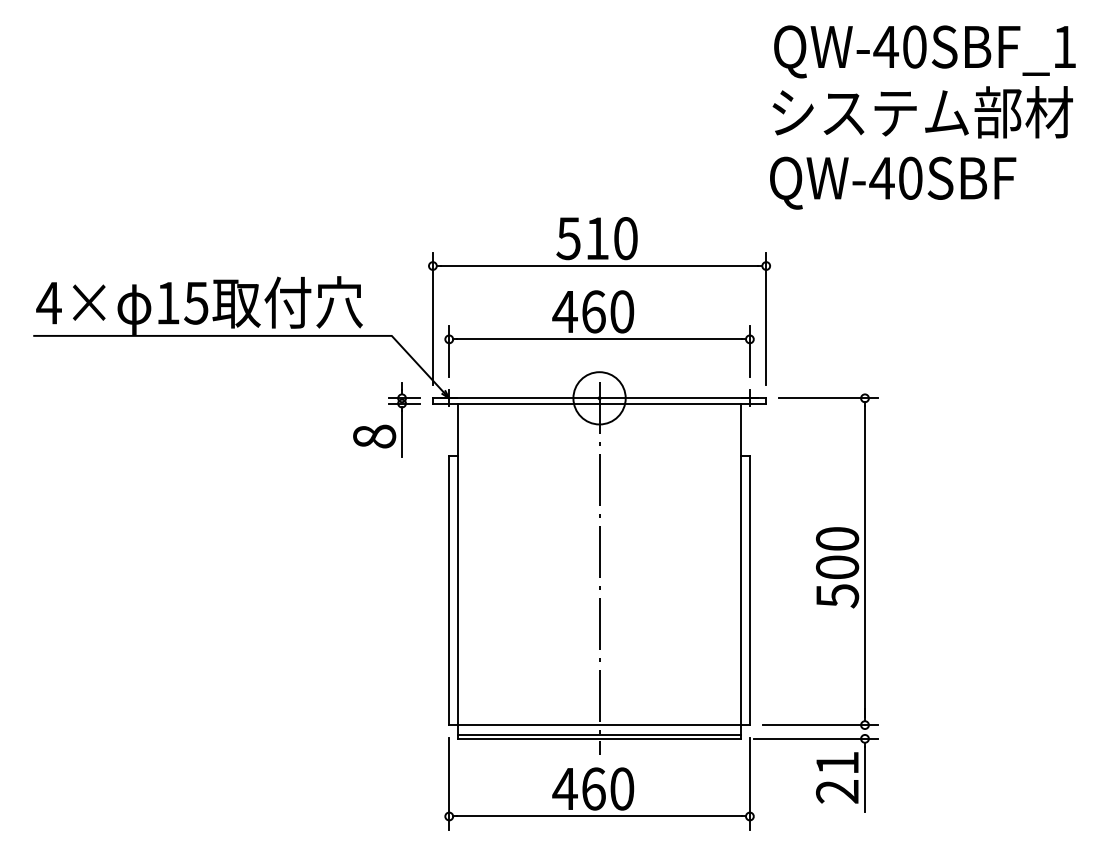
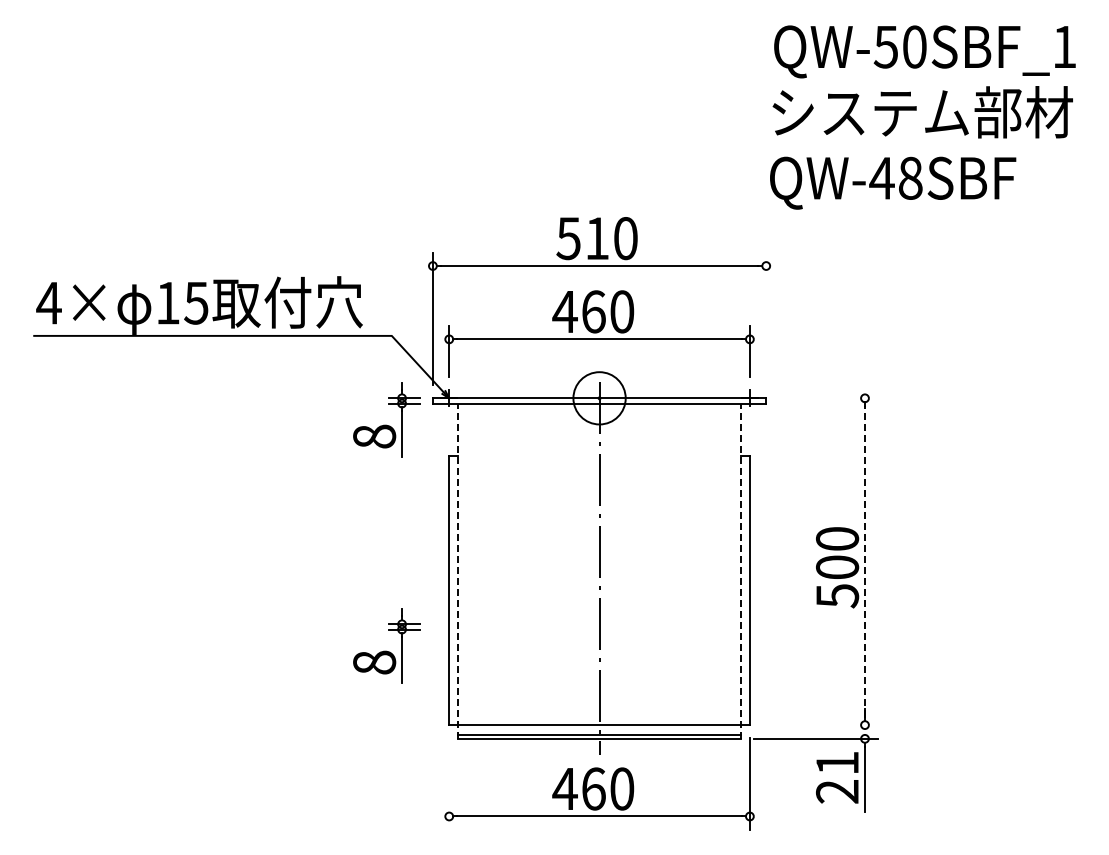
text: QW-40SBF_1 -> QW-50SBF_1 (885, 47)
text: QW-40SBF -> QW-48SBF (910, 177)
line: present -> none (766, 318)
line: present -> none (828, 398)
line: solid -> dashed (864, 561)
line: solid -> dashed (458, 571)
line: solid -> dashed (740, 571)
part: none -> present (386, 645)
line: present -> none (820, 725)
line: present -> none (449, 783)
